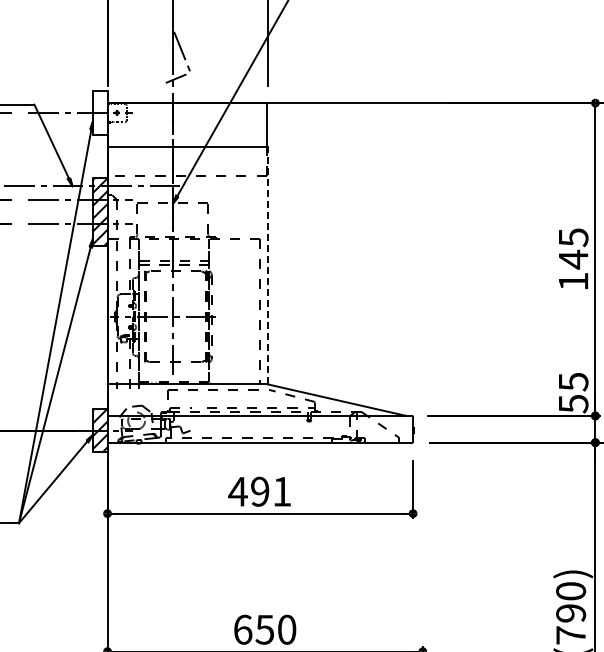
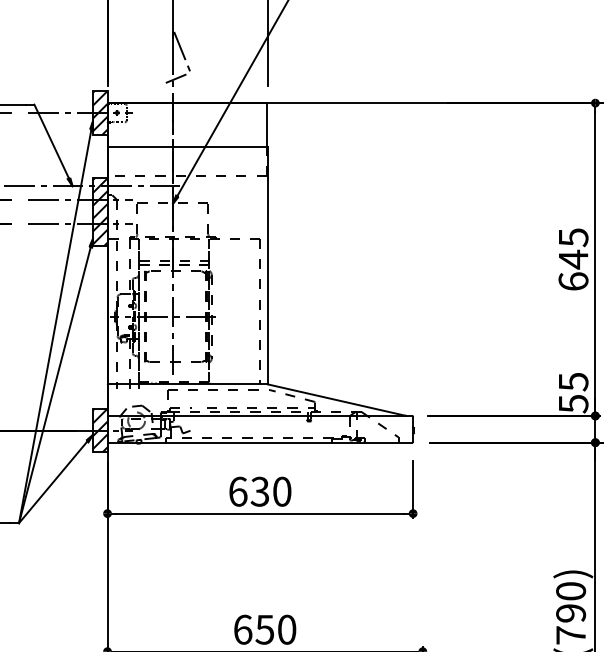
hatch: none -> present (99, 112)
line: dashed -> solid (267, 265)
text: 145 -> 645 (573, 281)
text: 491 -> 630 (259, 491)
